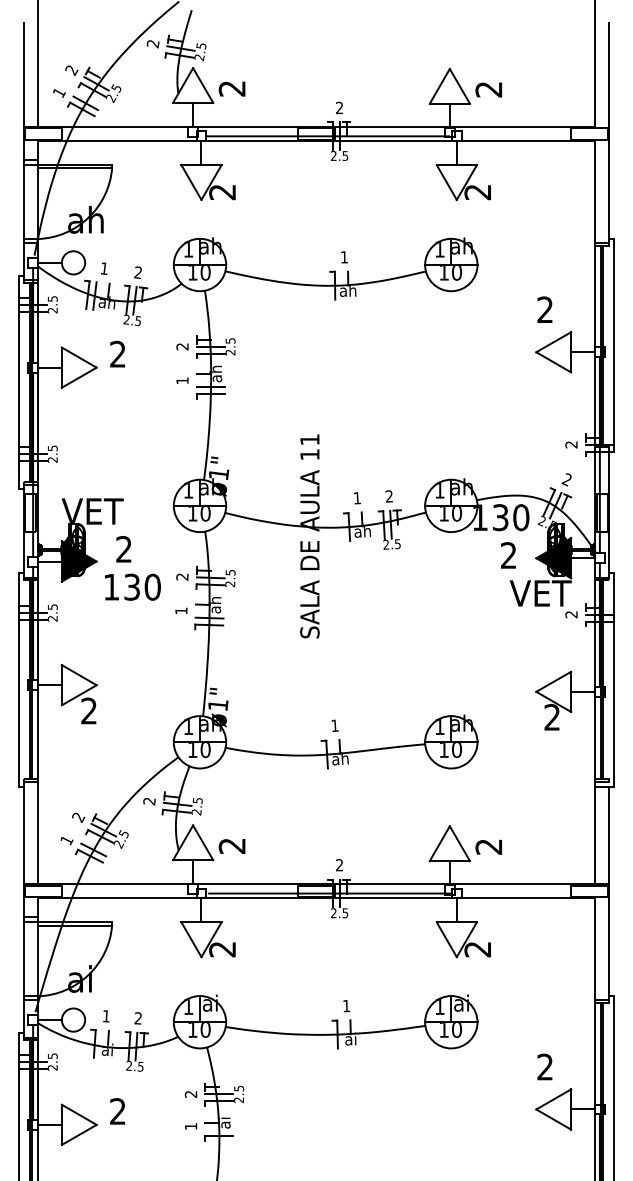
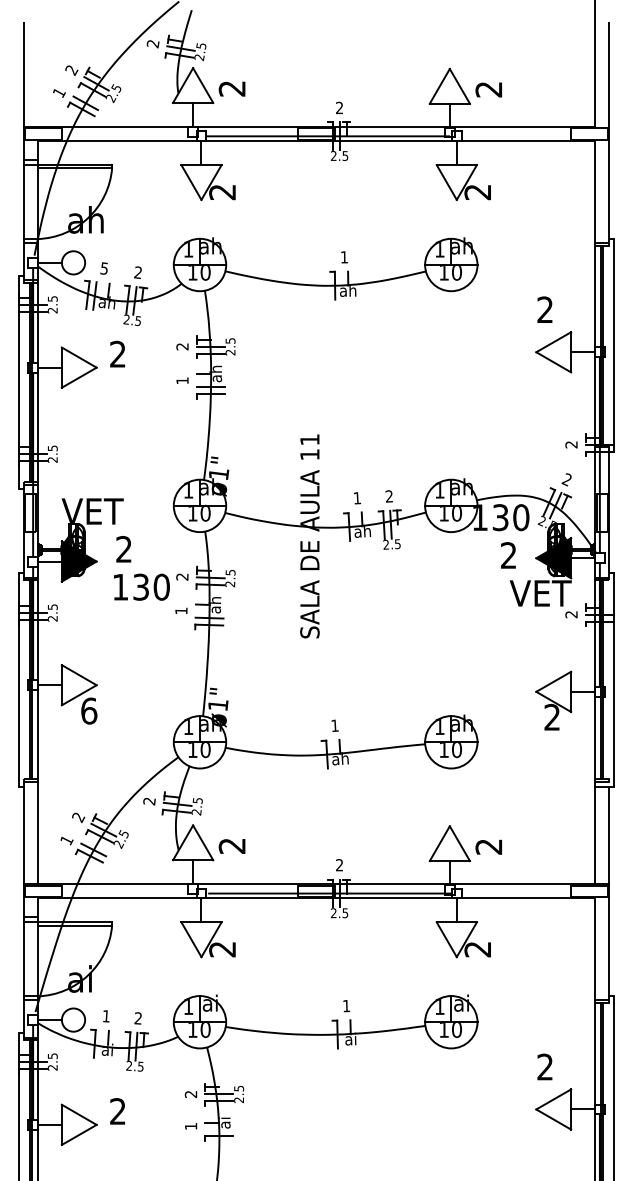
line: present -> none (37, 64)
text: 1 -> 5 (103, 268)
text position: (132, 586) -> (141, 586) (141, 586)
text: 2 -> 6 (89, 710)
